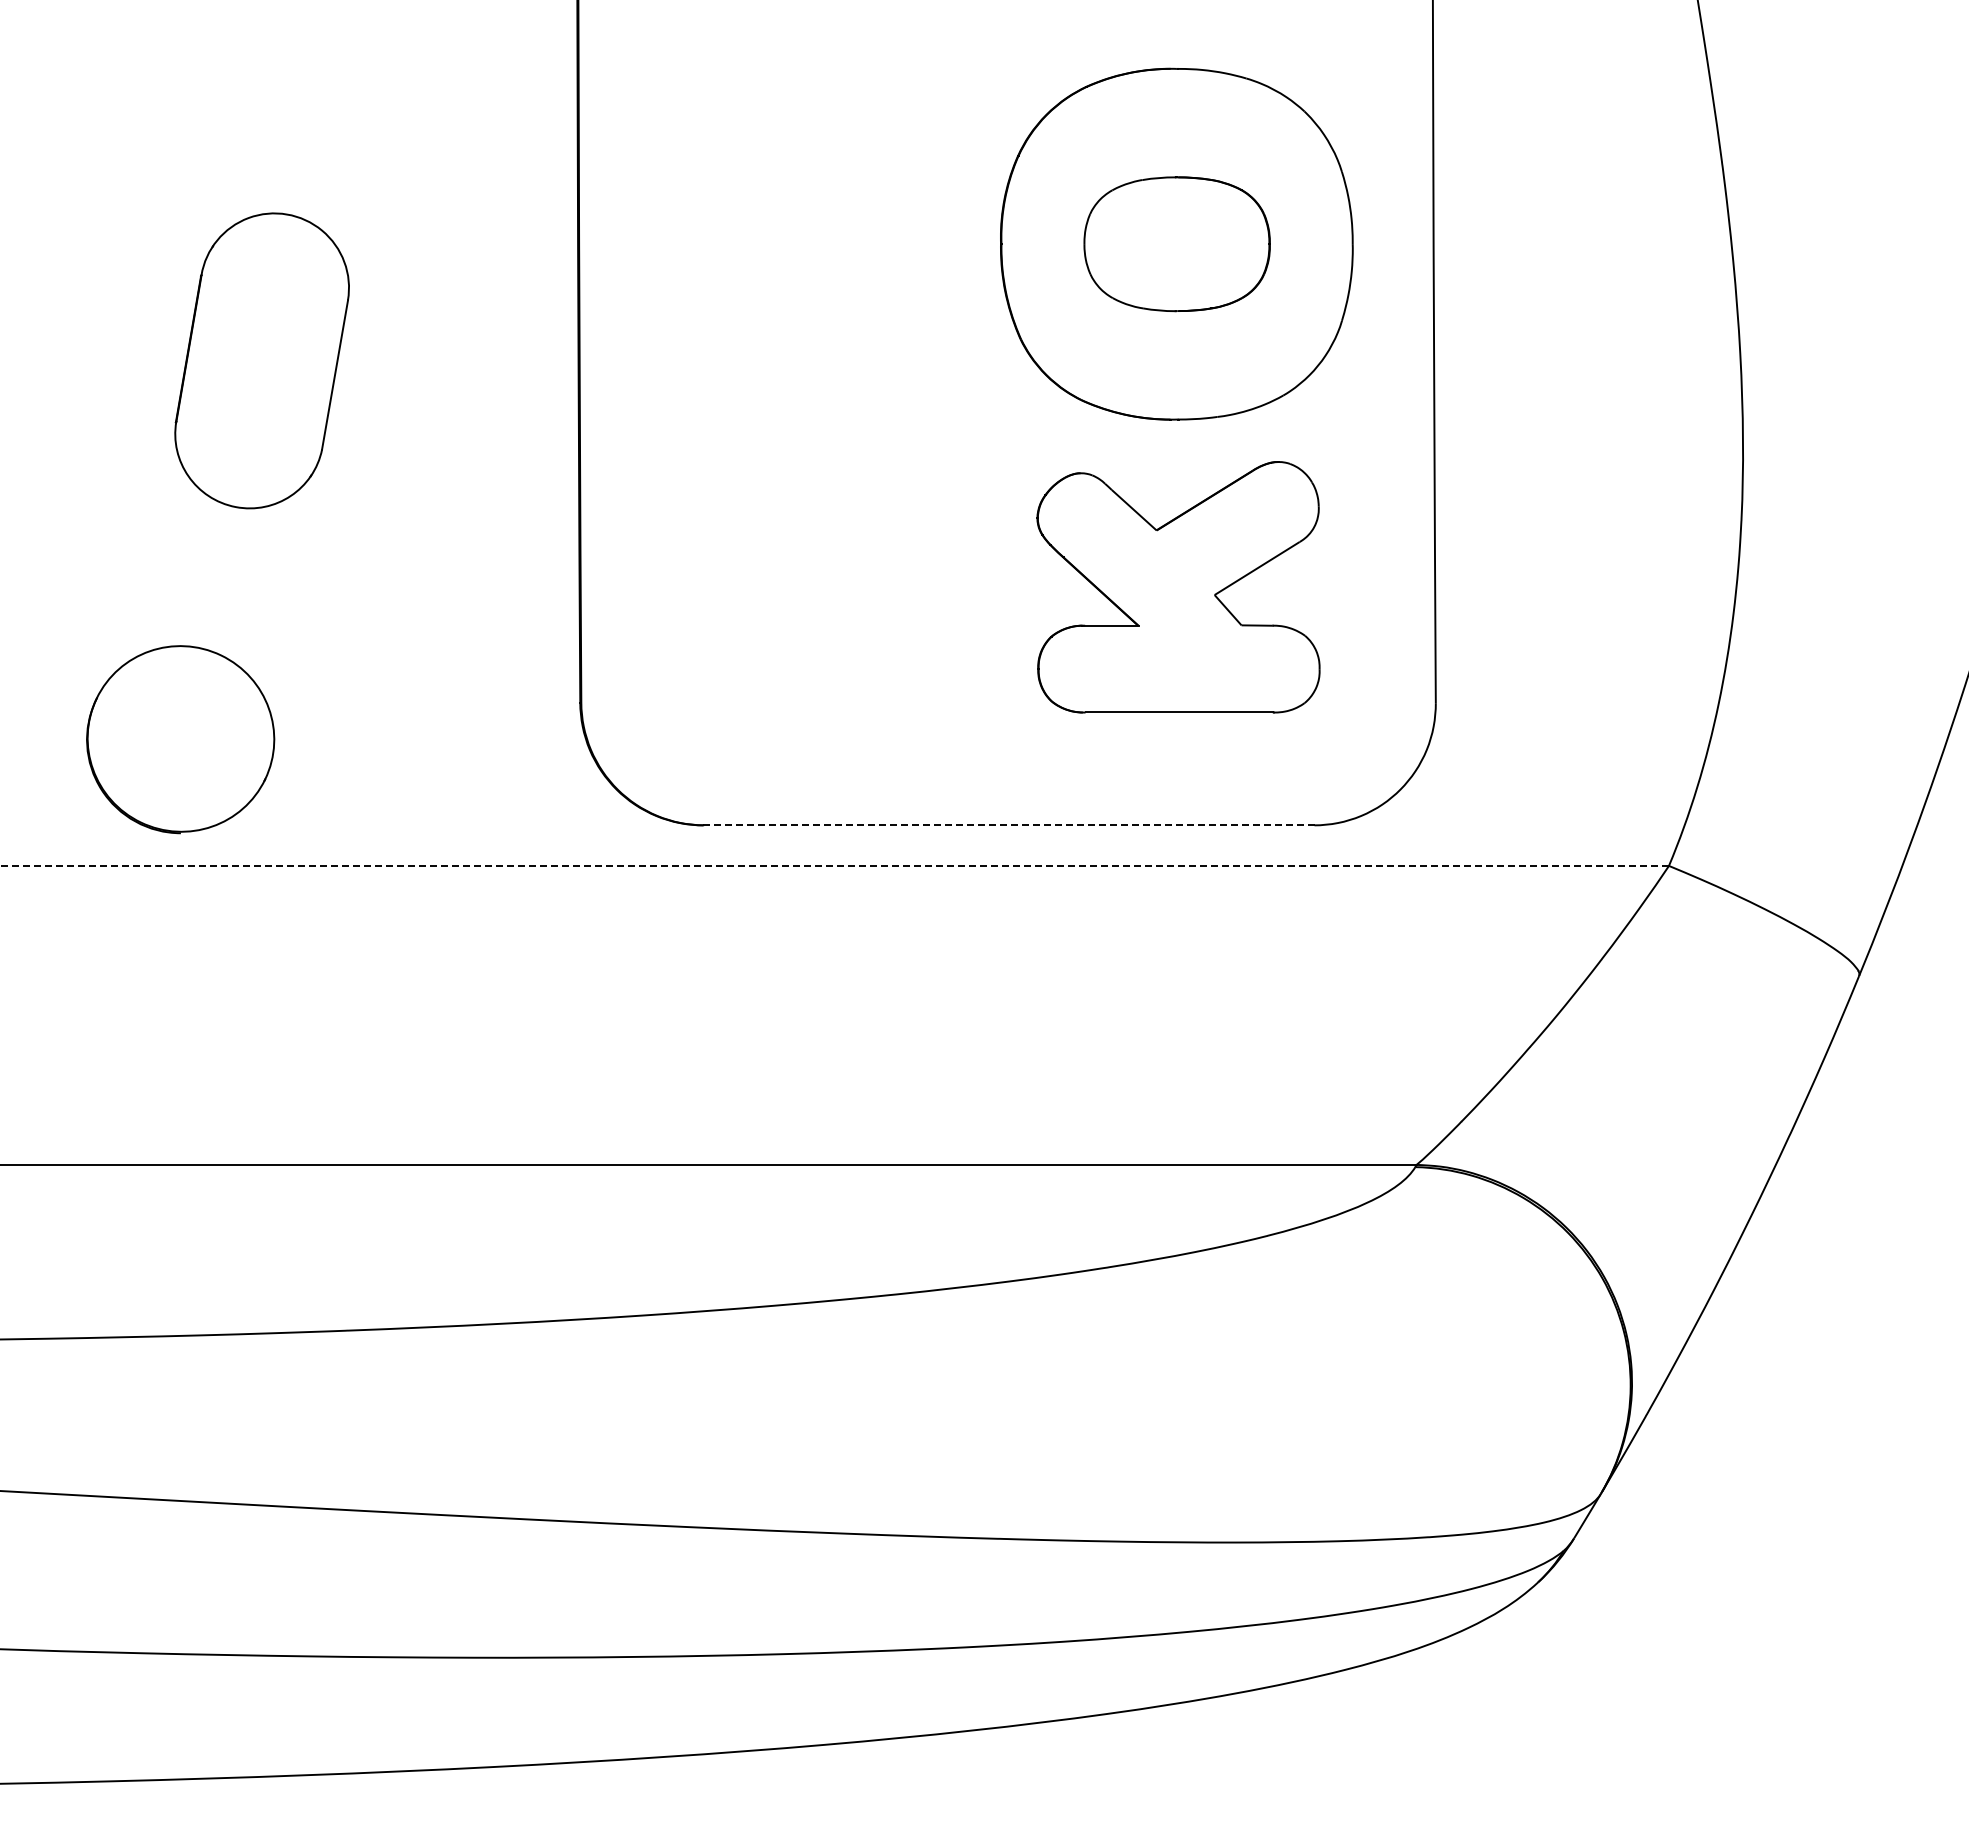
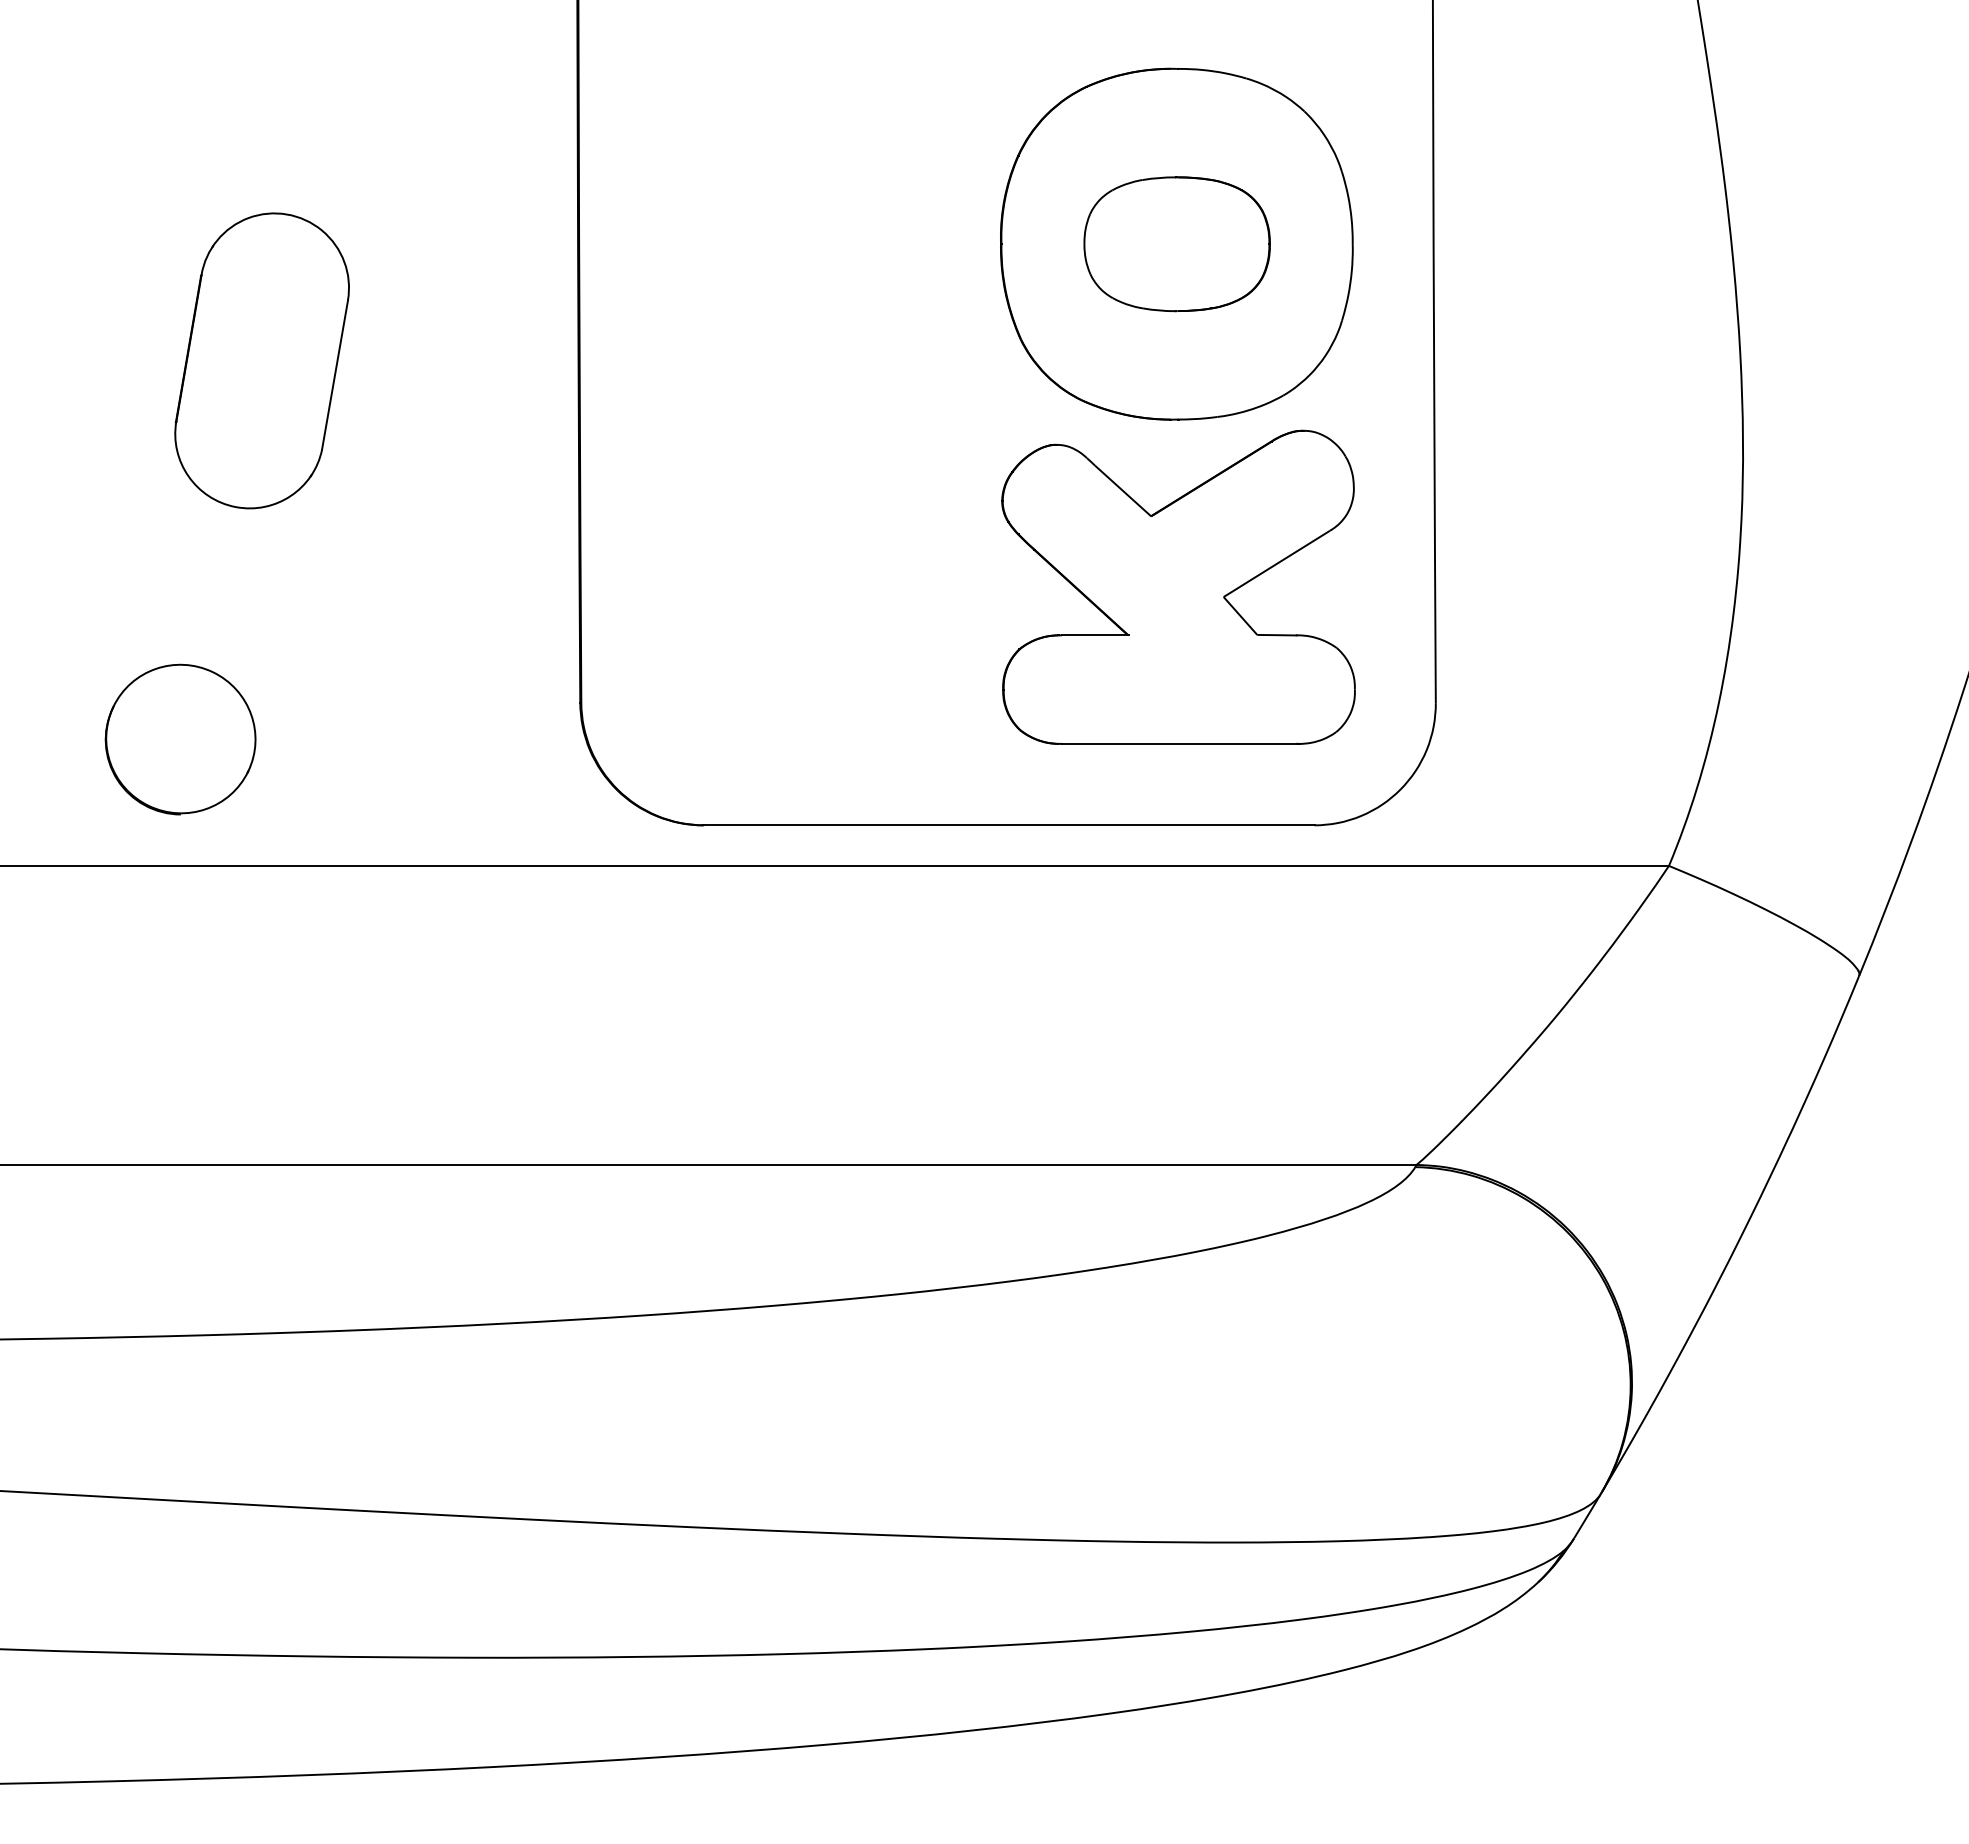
part size: 285x253 px -> 355x316 px (1178, 586)
part size: 190x190 px -> 153x153 px (180, 739)
line: dashed -> solid (1008, 825)
line: dashed -> solid (834, 865)
